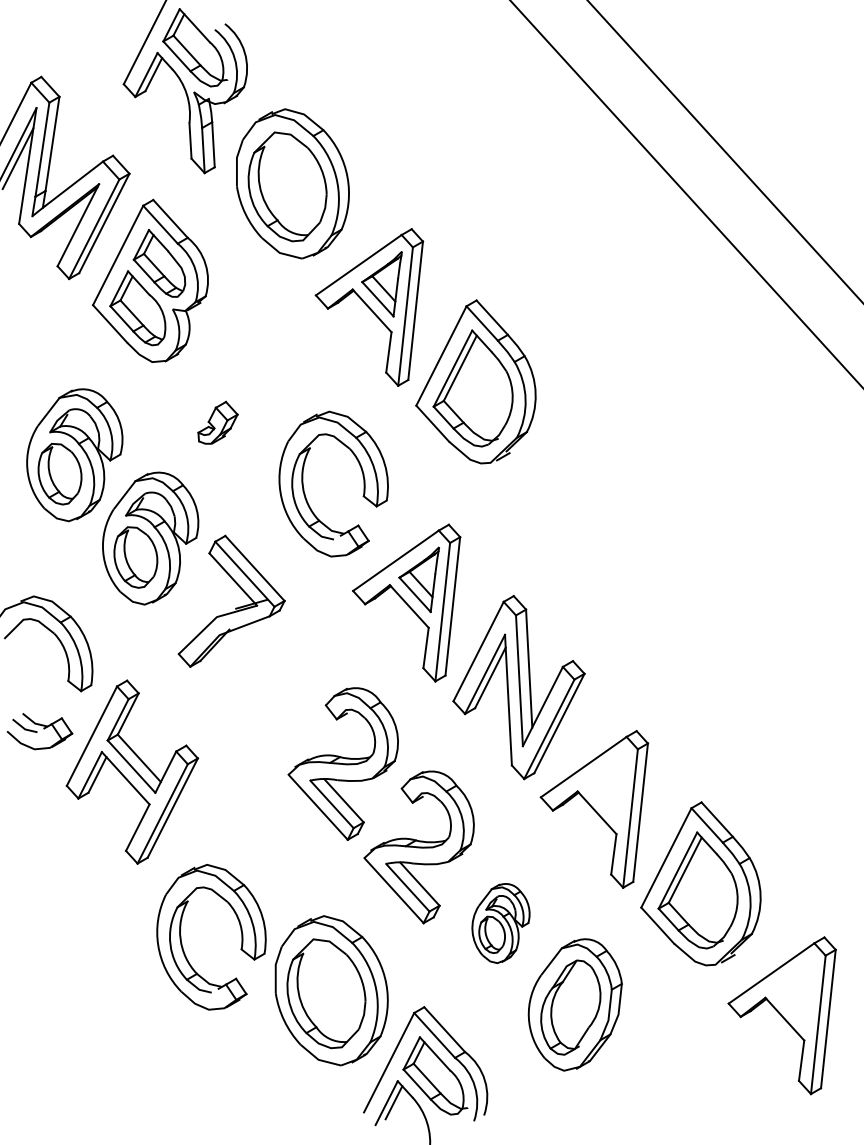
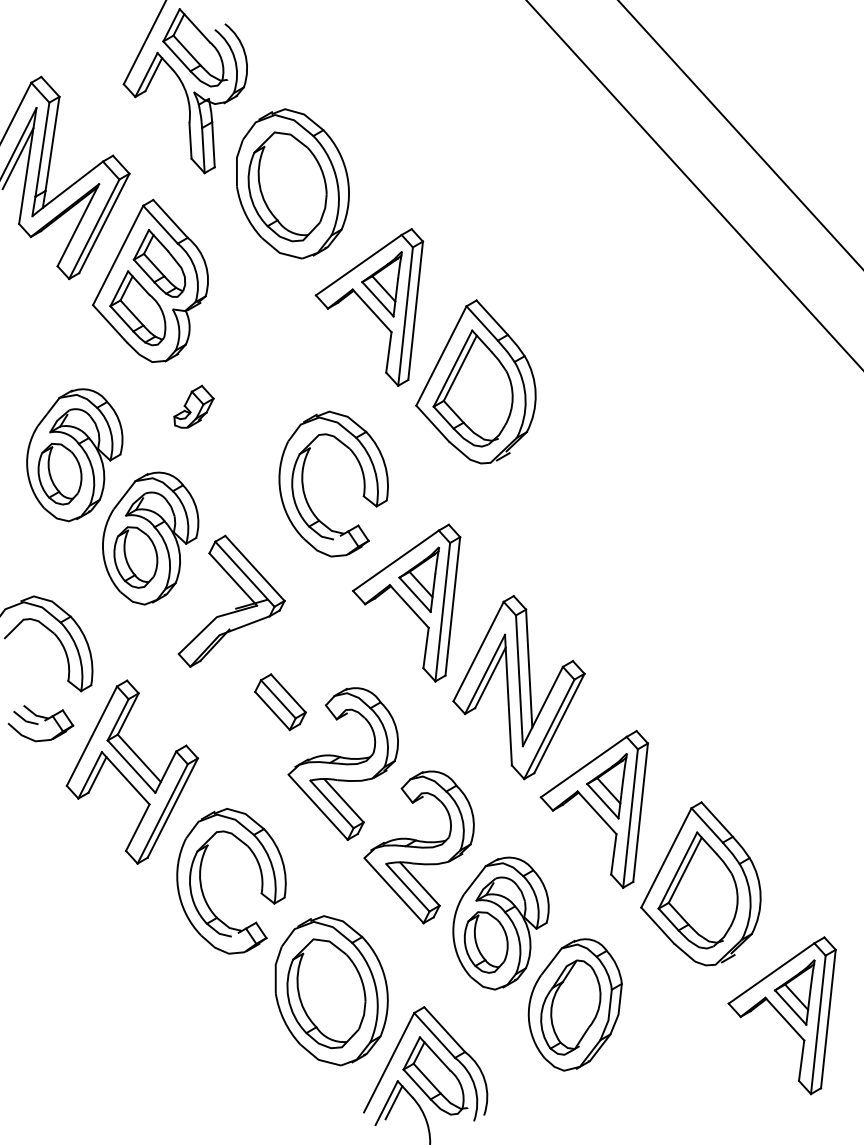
line position: (724, 151) -> (739, 134) (739, 134)
line position: (685, 193) -> (694, 184) (694, 184)
part position: (217, 422) -> (193, 406) (193, 406)
part: none -> present (280, 702)
part position: (39, 731) -> (40, 723) (40, 723)
part: none -> present (606, 786)
part size: 60x82 px -> 98x135 px (500, 923)
part position: (182, 943) -> (202, 887) (202, 887)
part: none -> present (794, 992)
